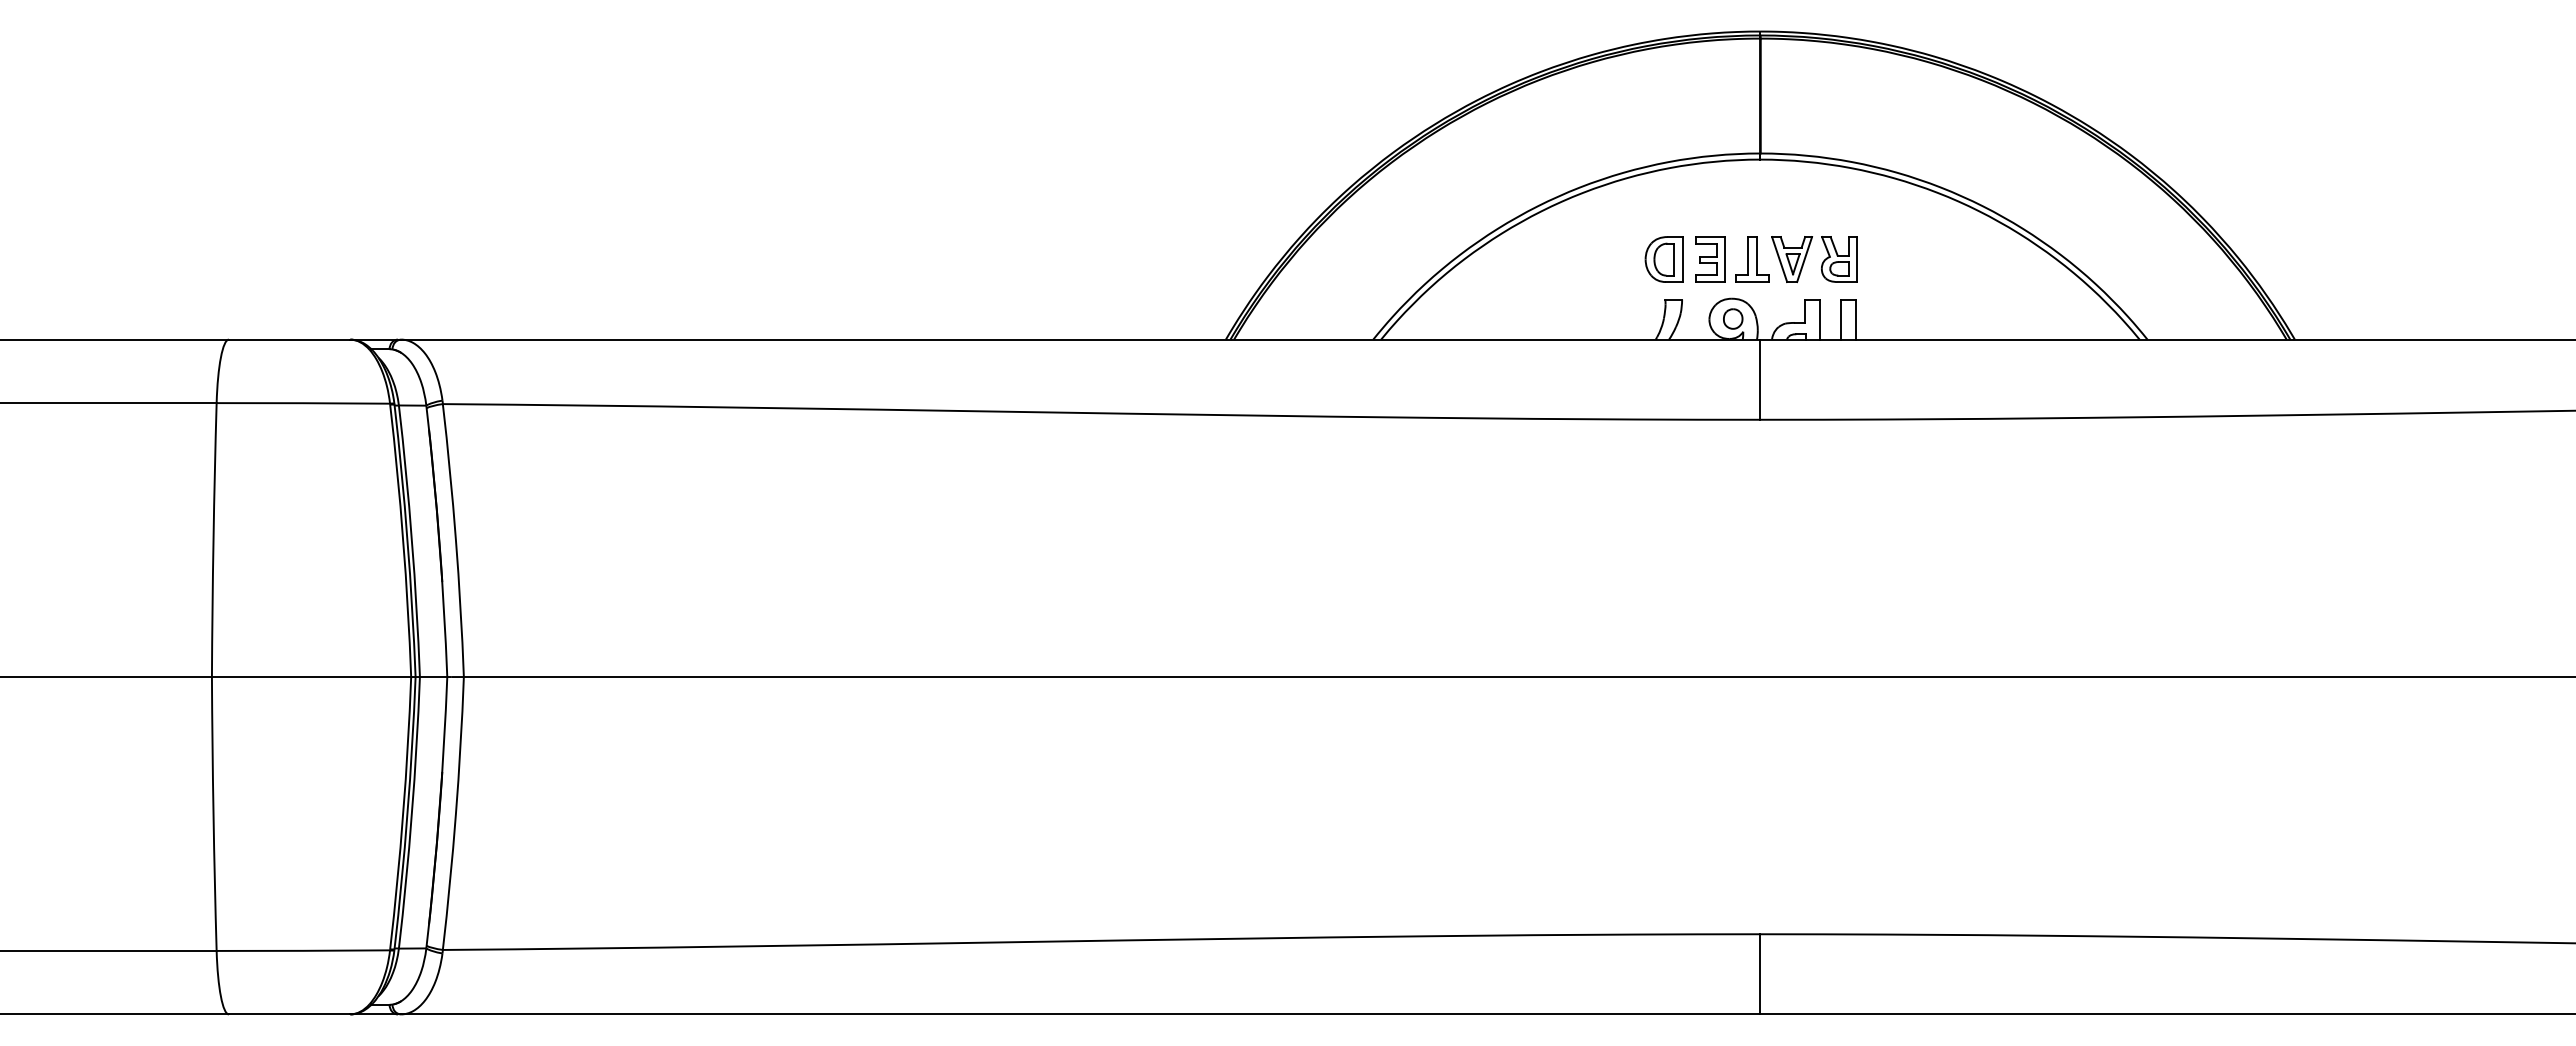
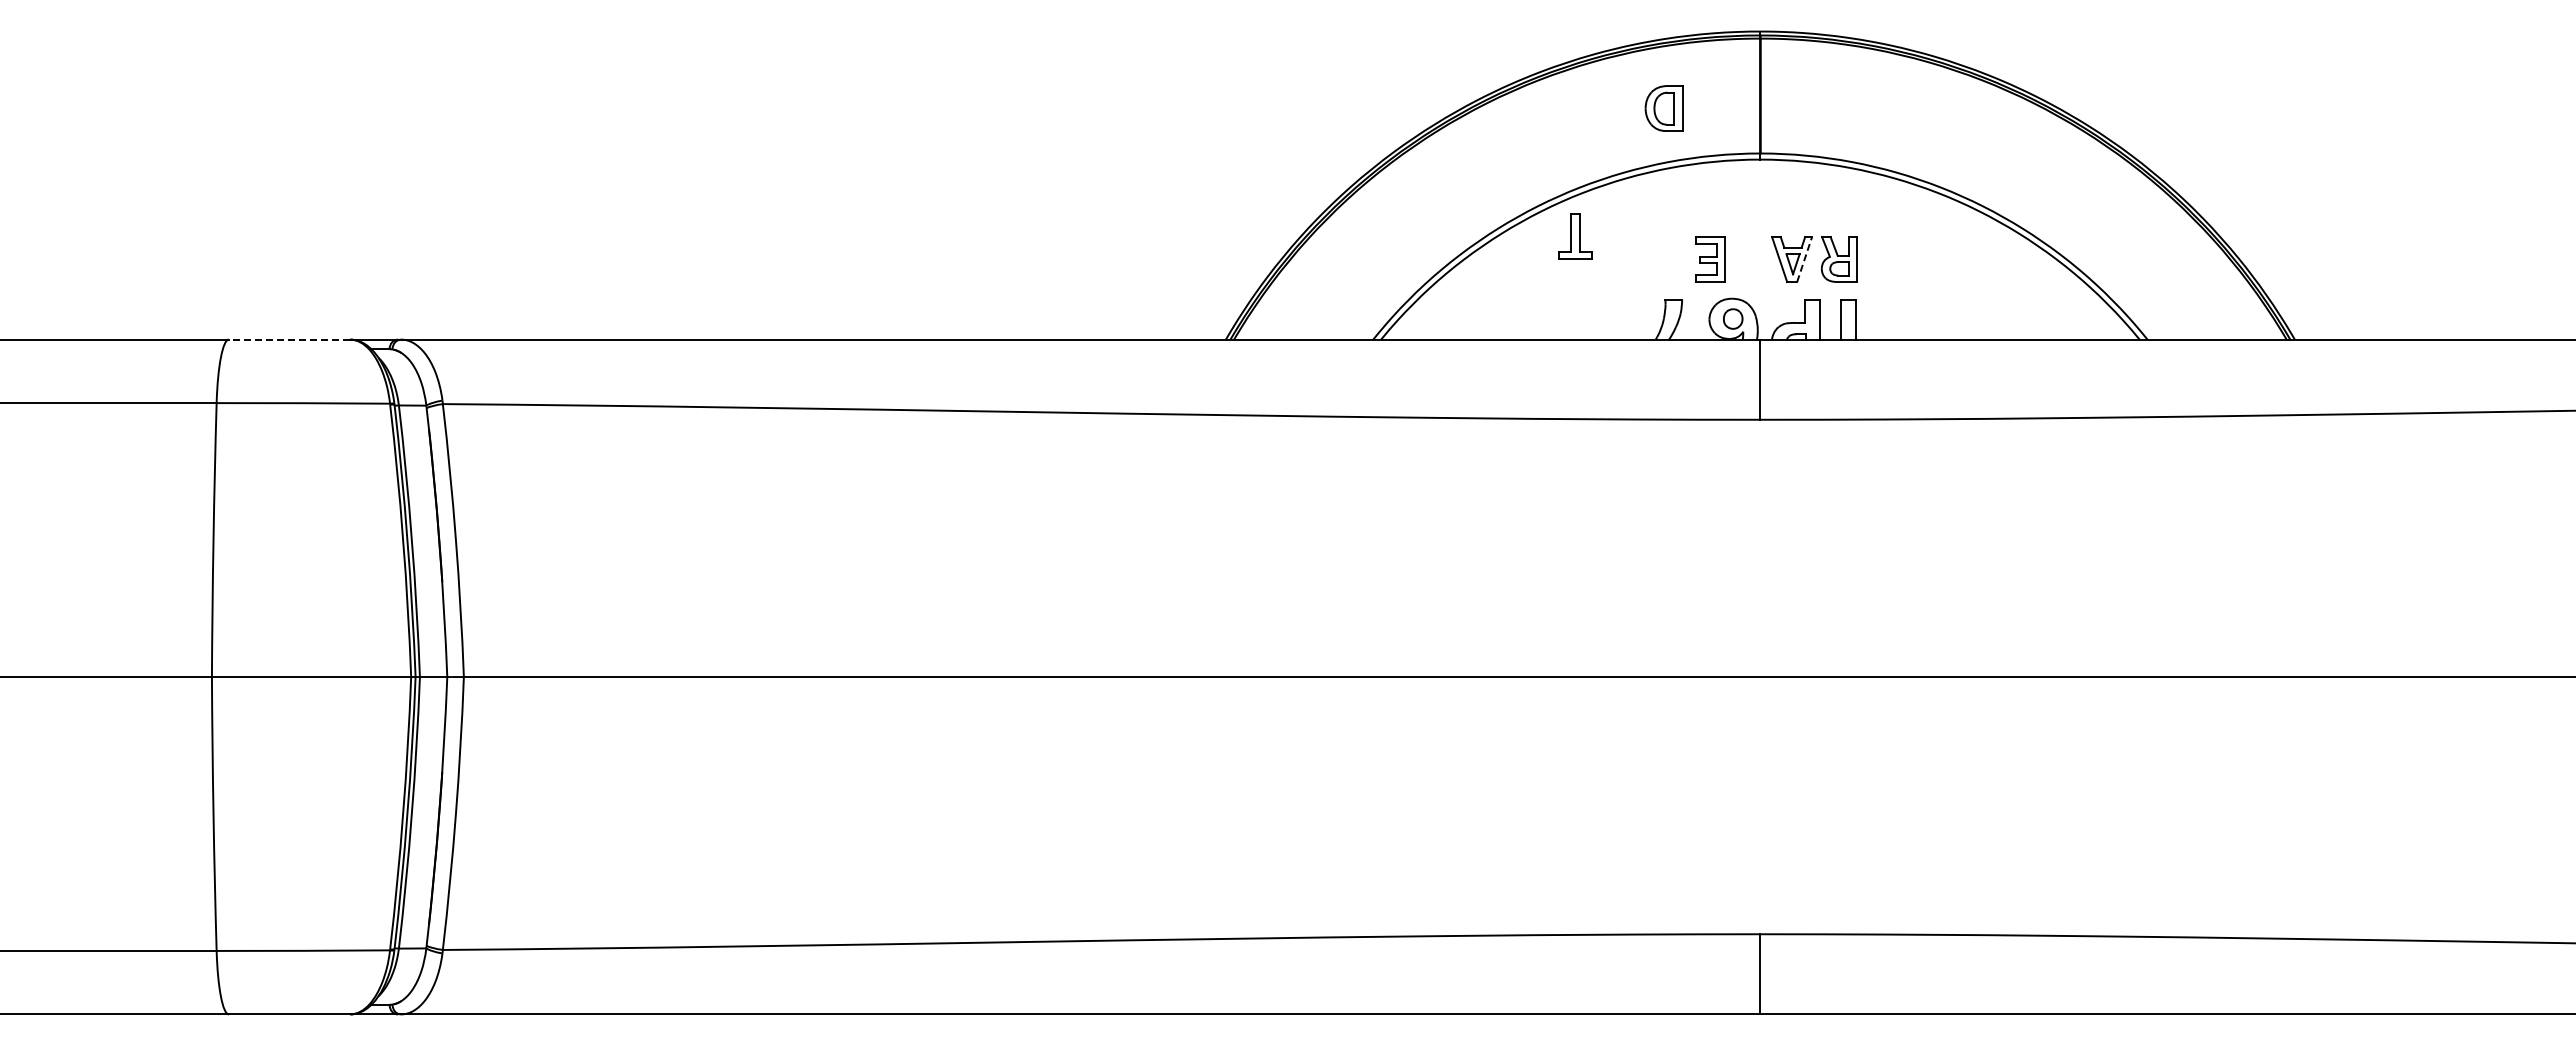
part position: (1663, 259) -> (1663, 108) (1663, 108)
part position: (1752, 259) -> (1575, 236) (1575, 236)
line: solid -> dashed (1804, 259)
line: solid -> dashed (289, 339)
